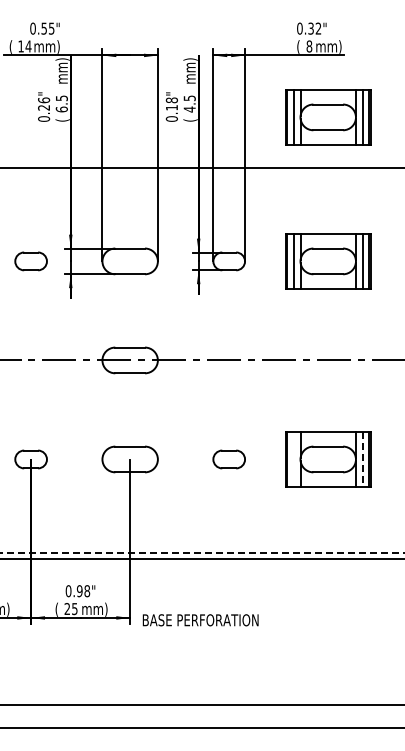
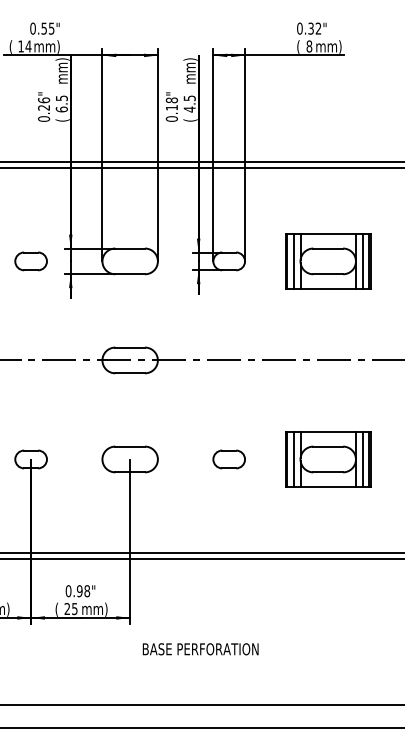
part: present -> none (328, 117)
line: none -> present (201, 162)
line: none -> present (293, 459)
line: dashed -> solid (362, 459)
line: dashed -> solid (202, 552)
text position: (200, 620) -> (200, 649) (200, 649)
